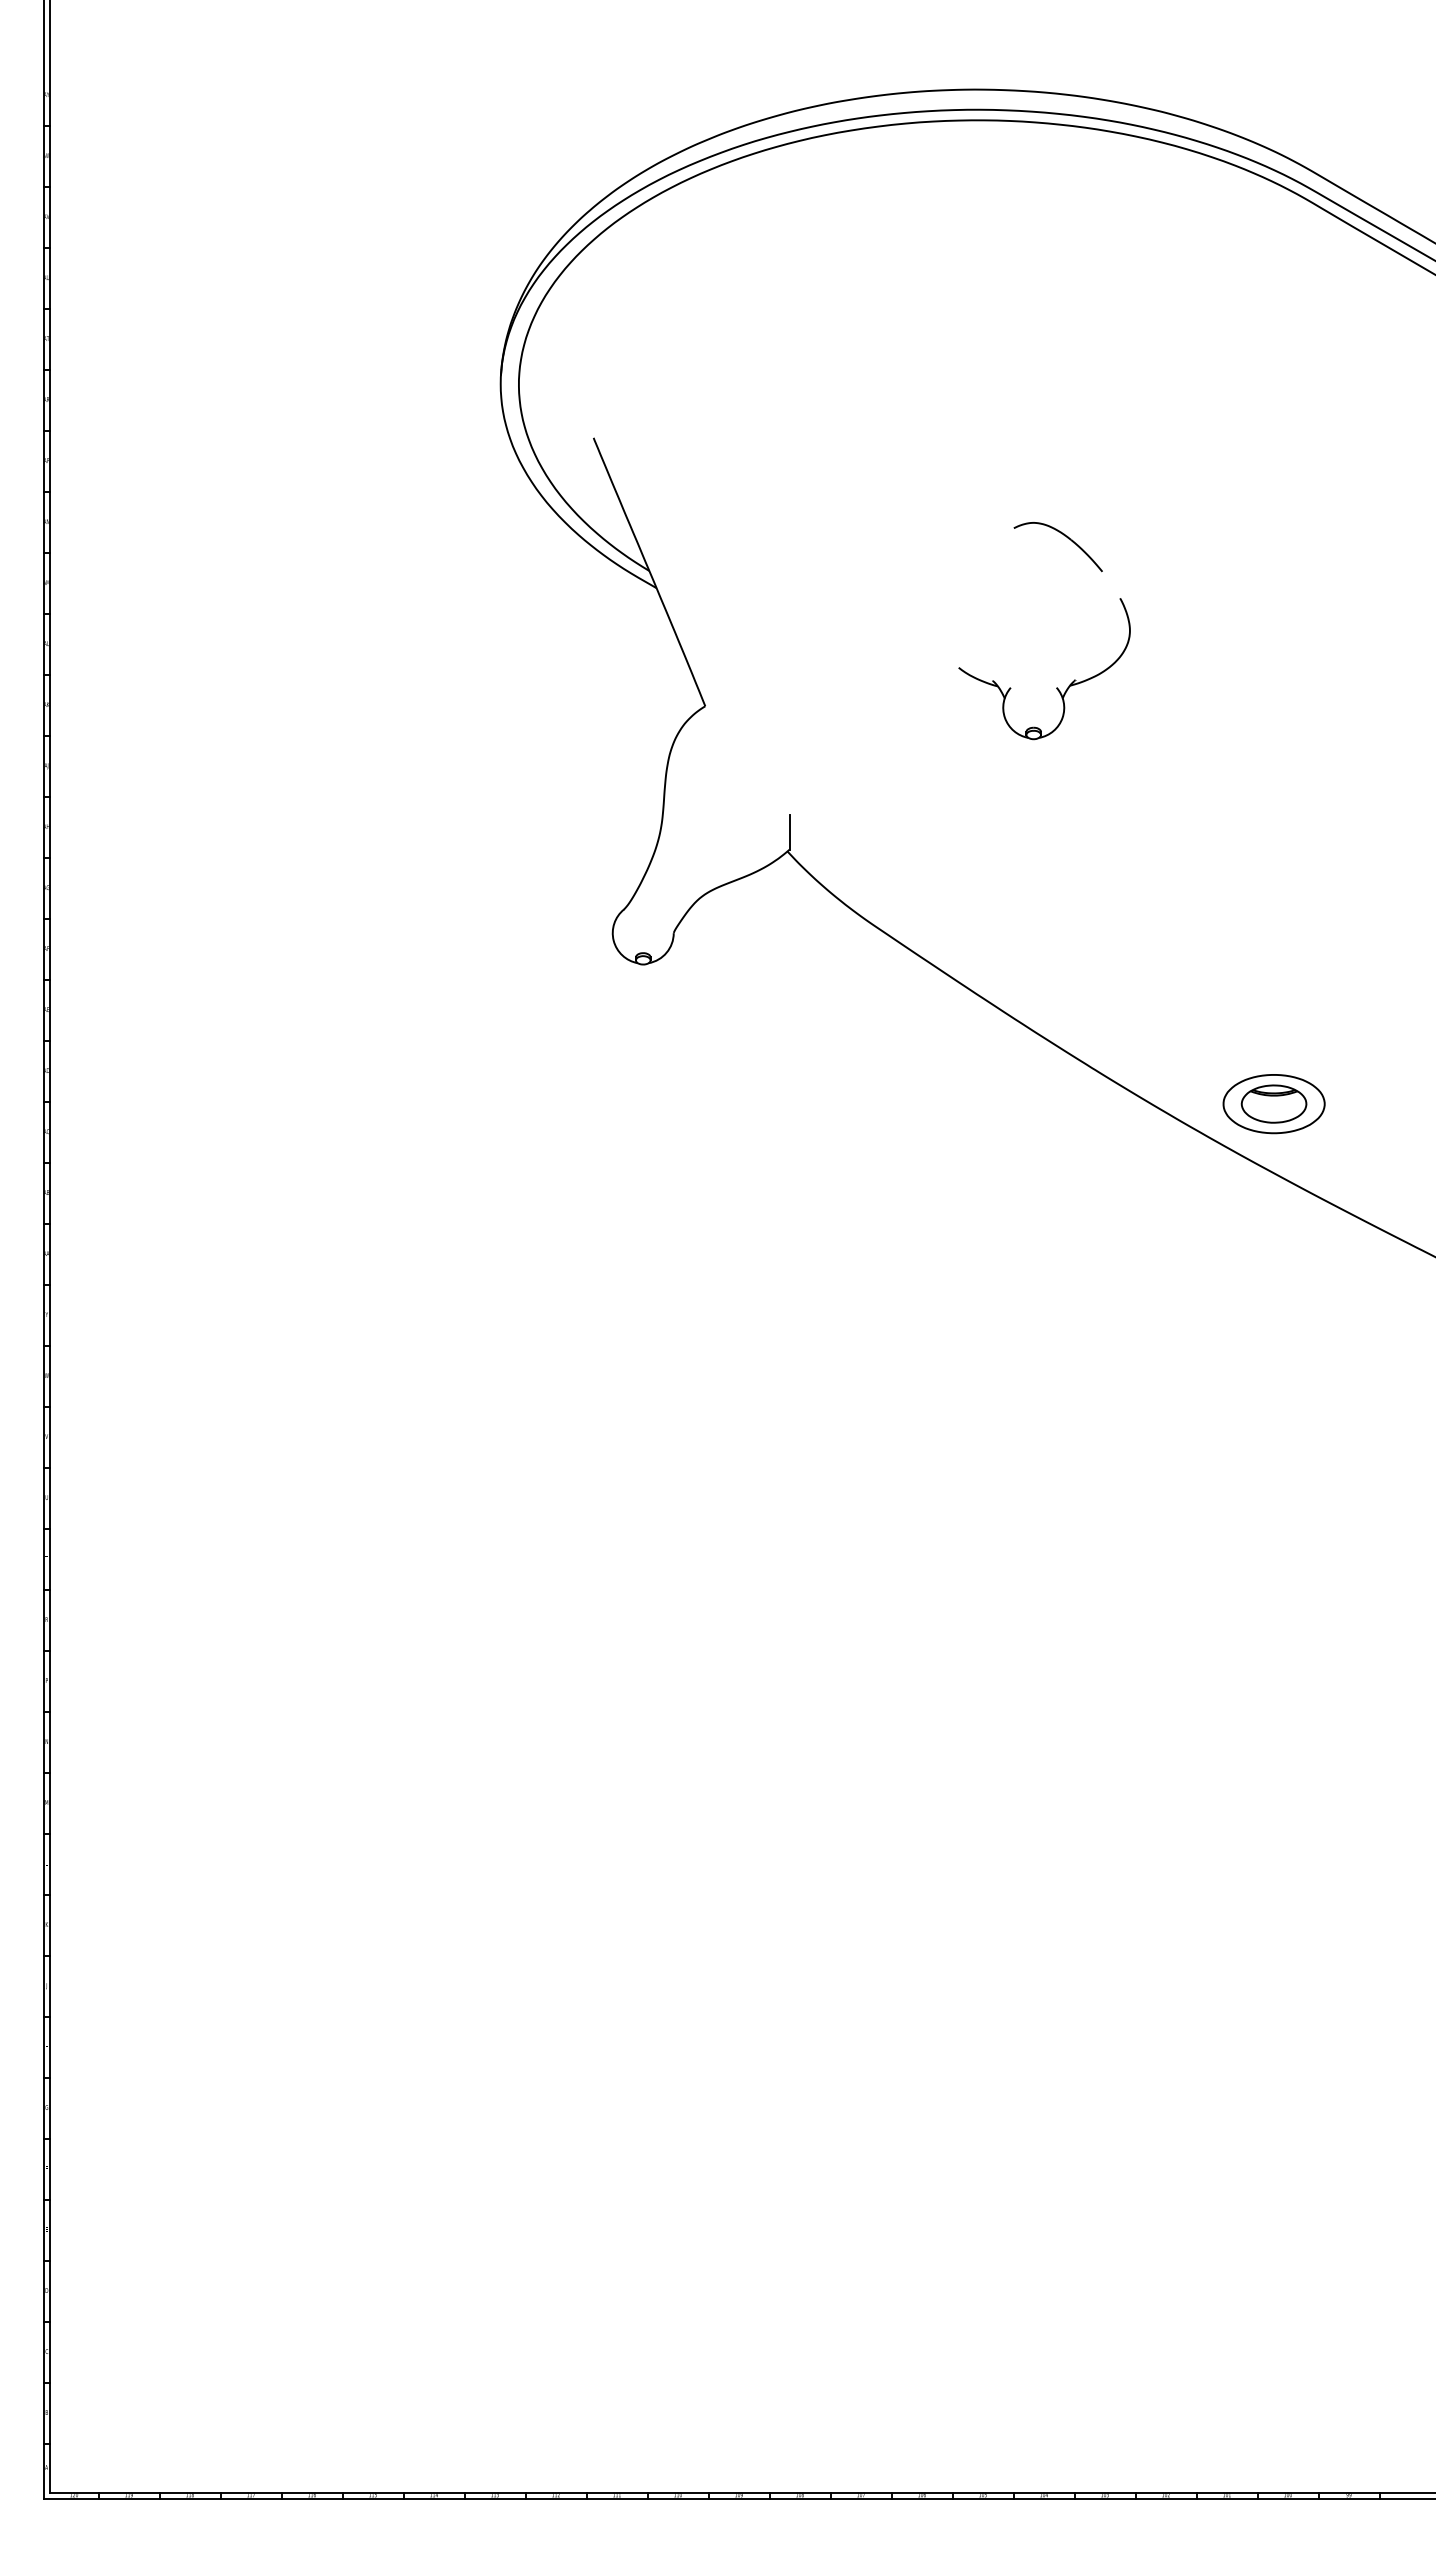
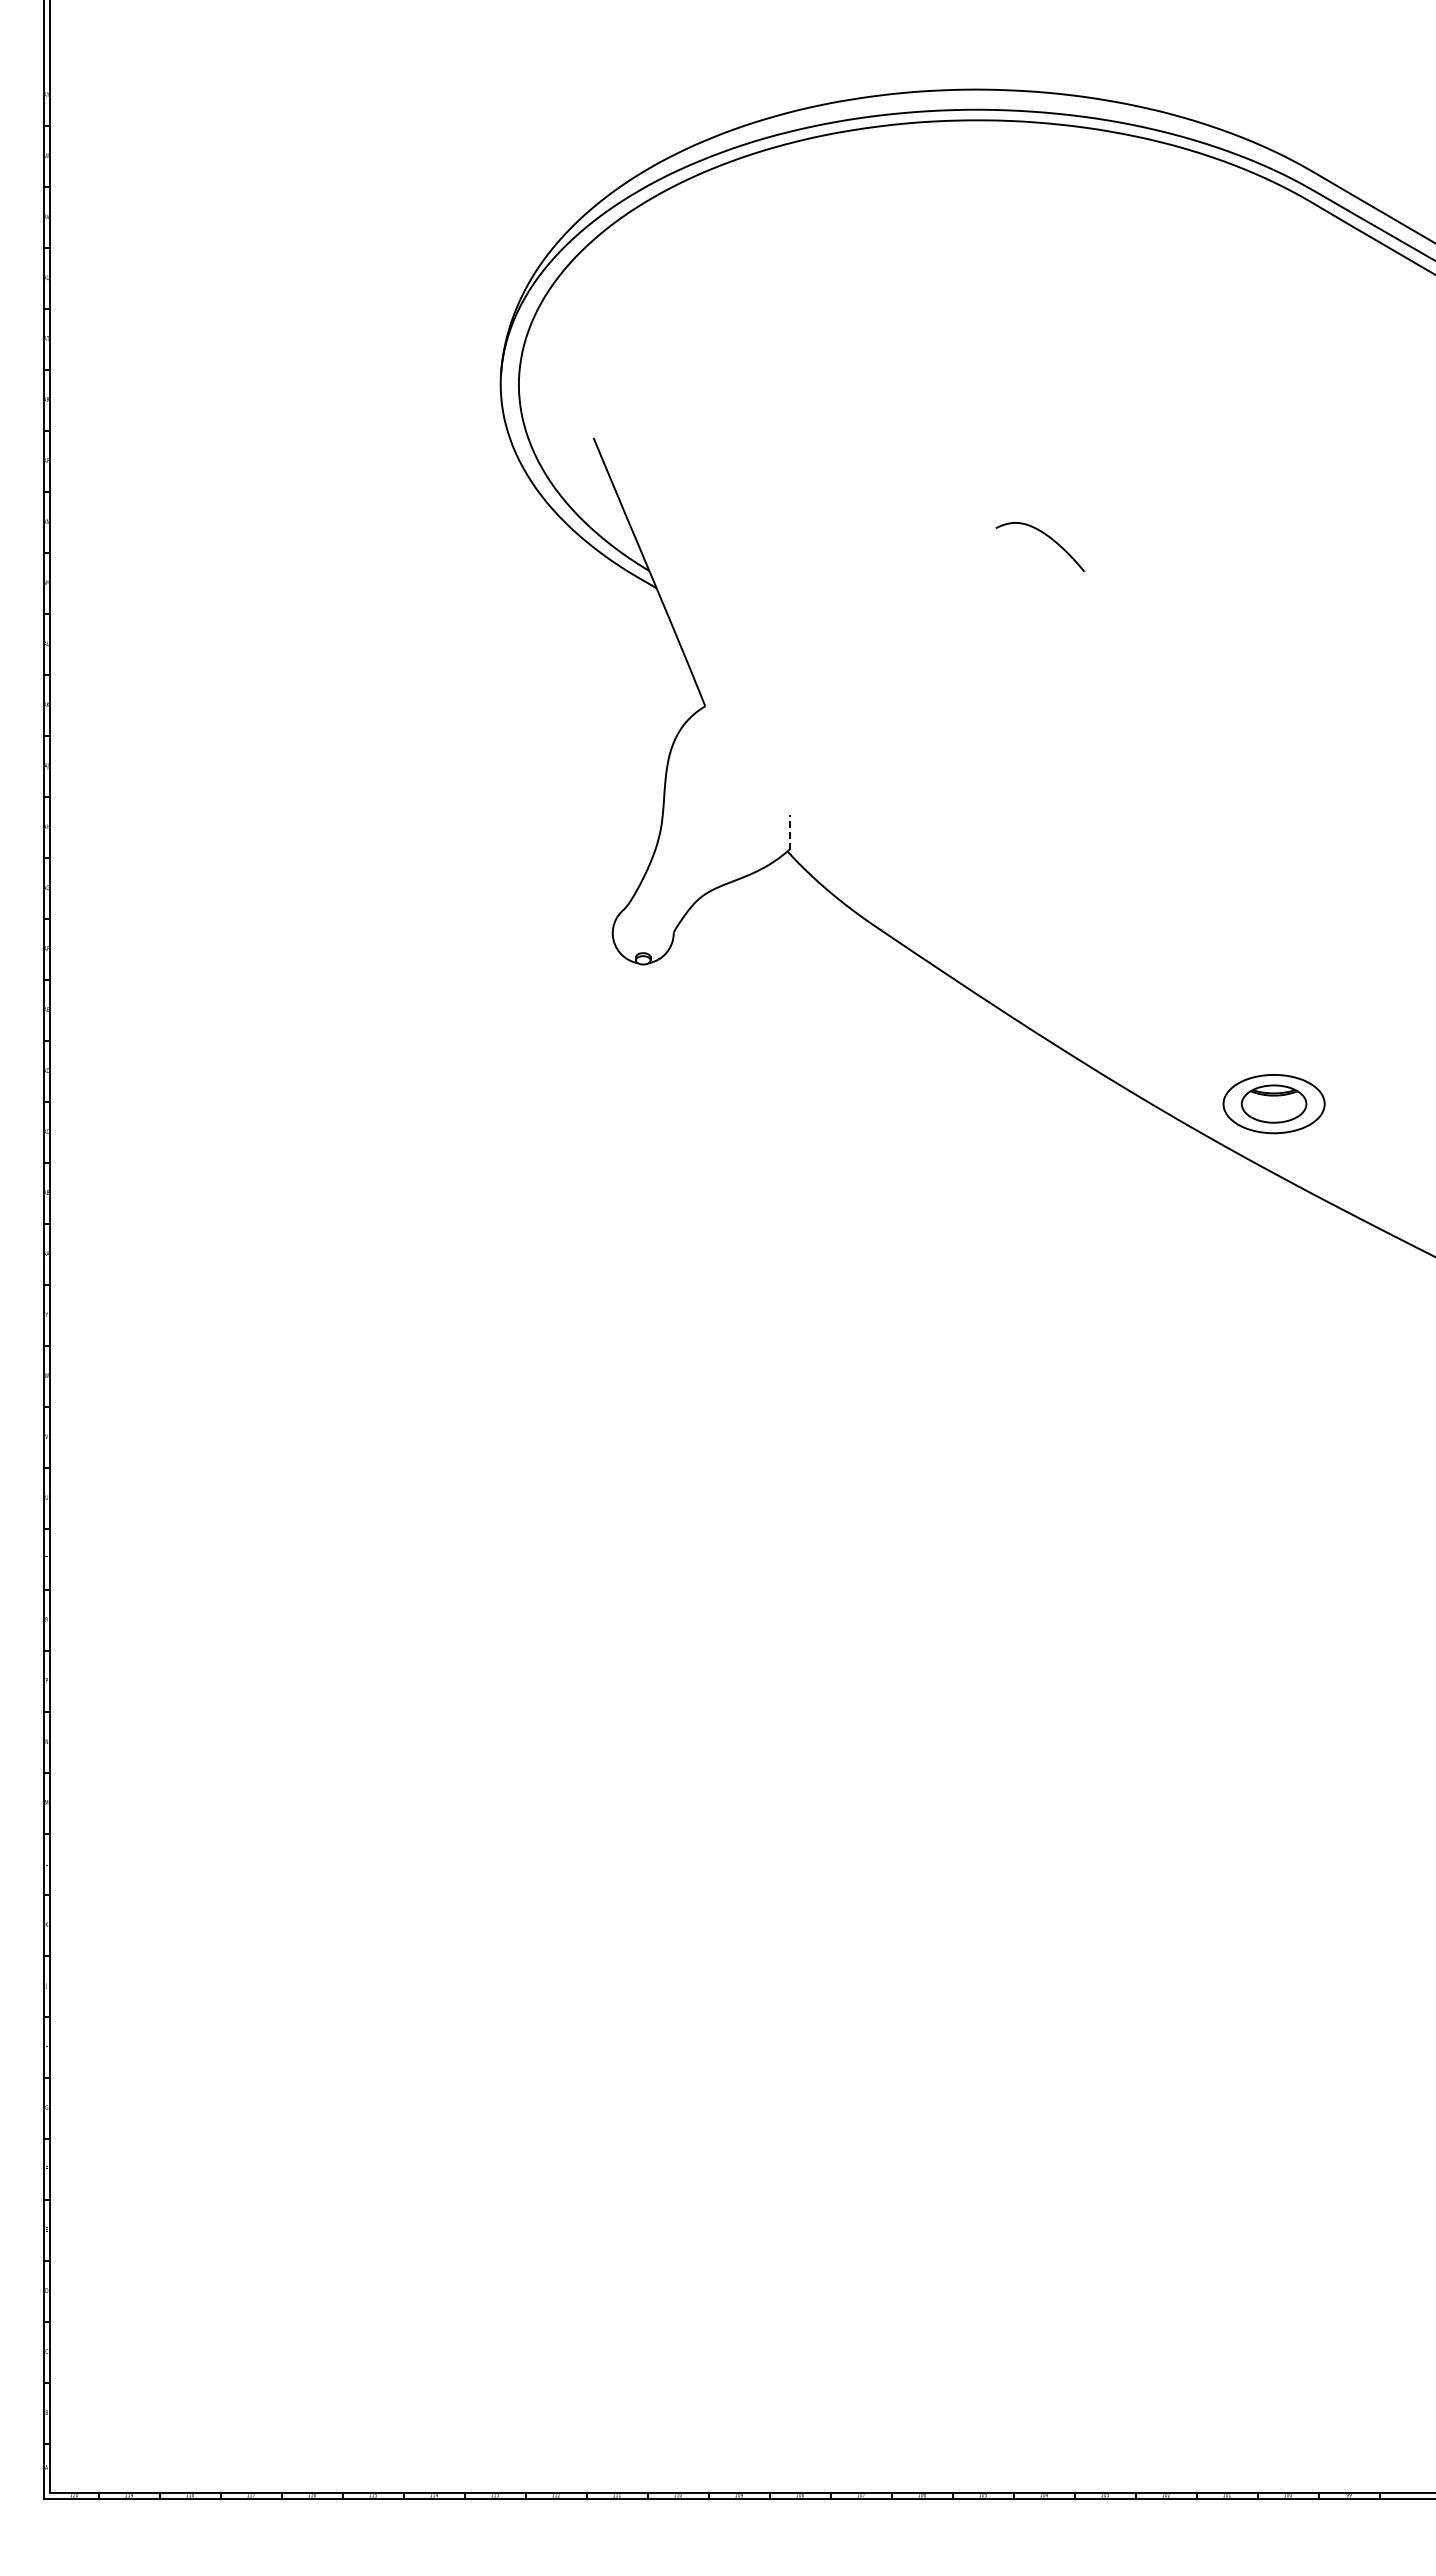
part position: (1064, 536) -> (1046, 536) (1046, 536)
part: present -> none (1056, 687)
line: solid -> dashed (789, 832)
